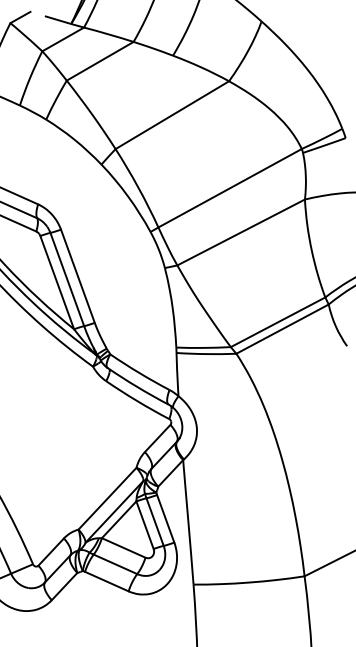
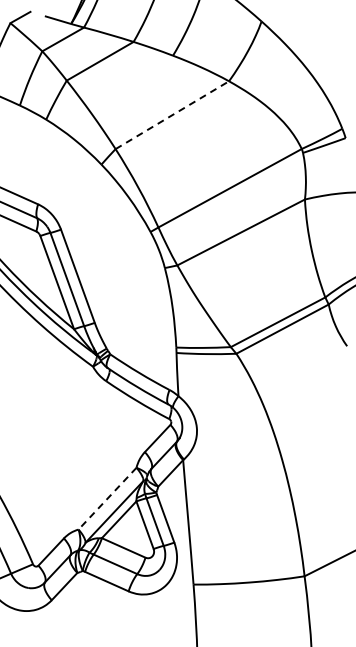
line: solid -> dashed (172, 114)
line: solid -> dashed (107, 499)
